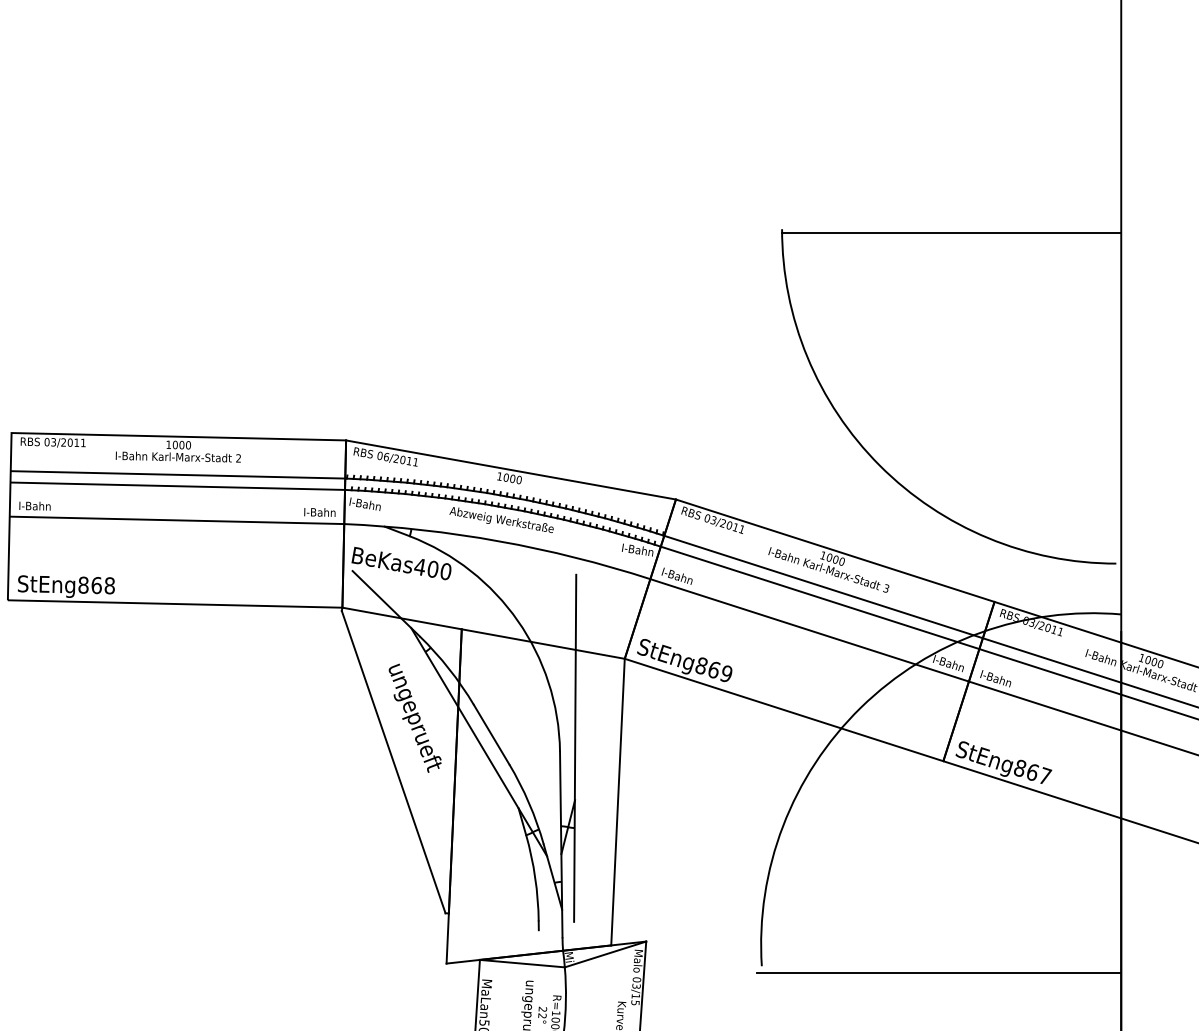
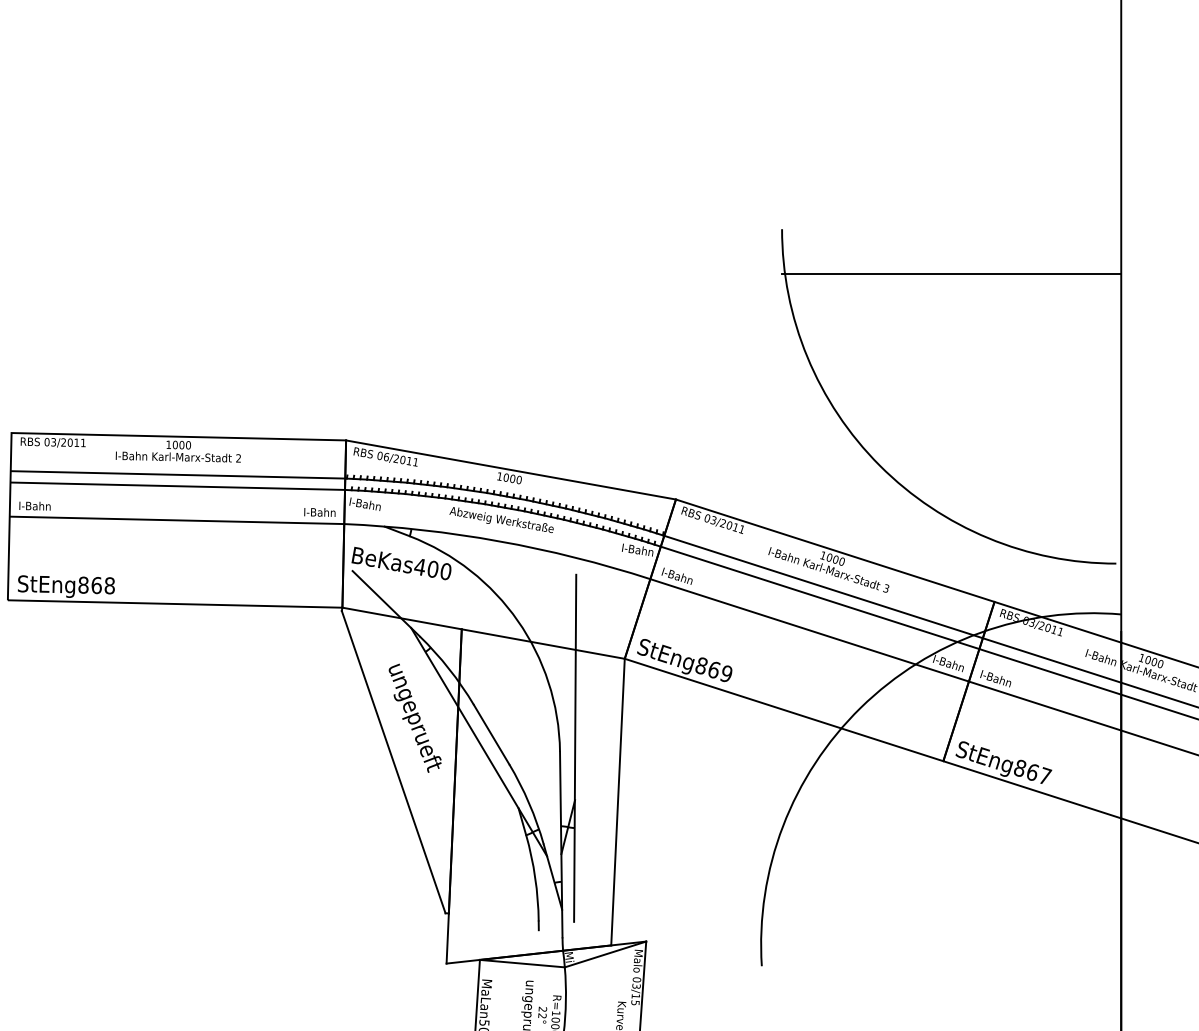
line position: (951, 233) -> (951, 274) (951, 274)
line: present -> none (938, 973)
